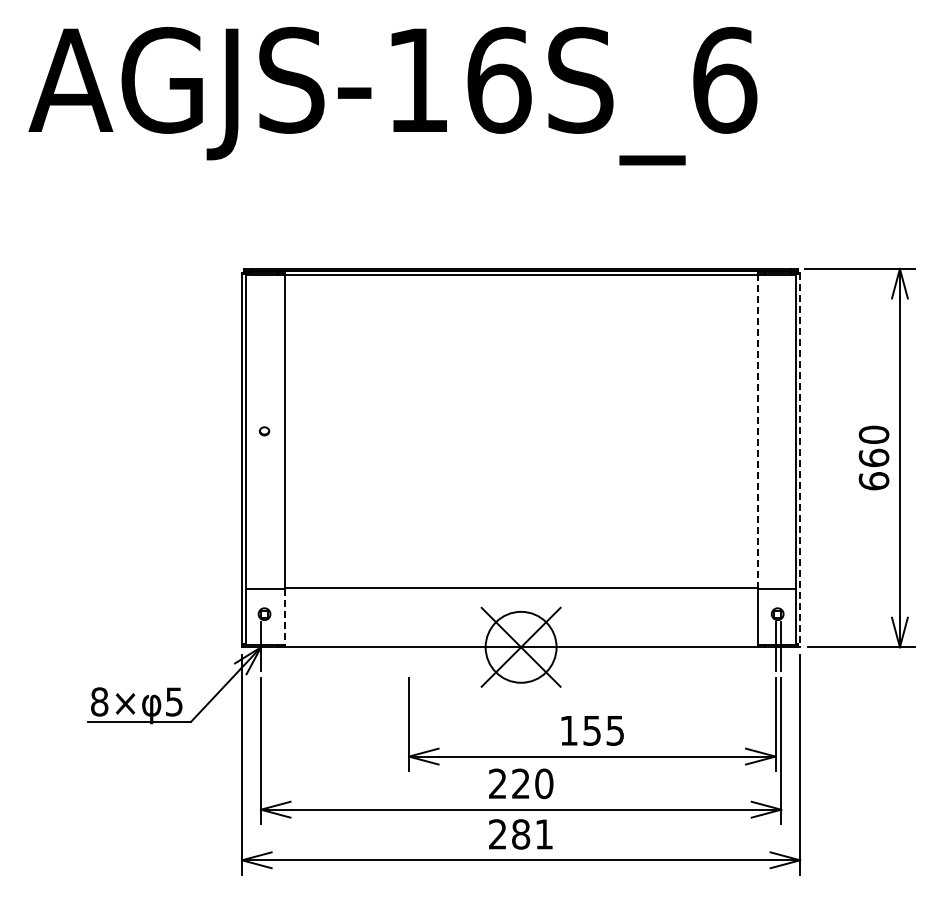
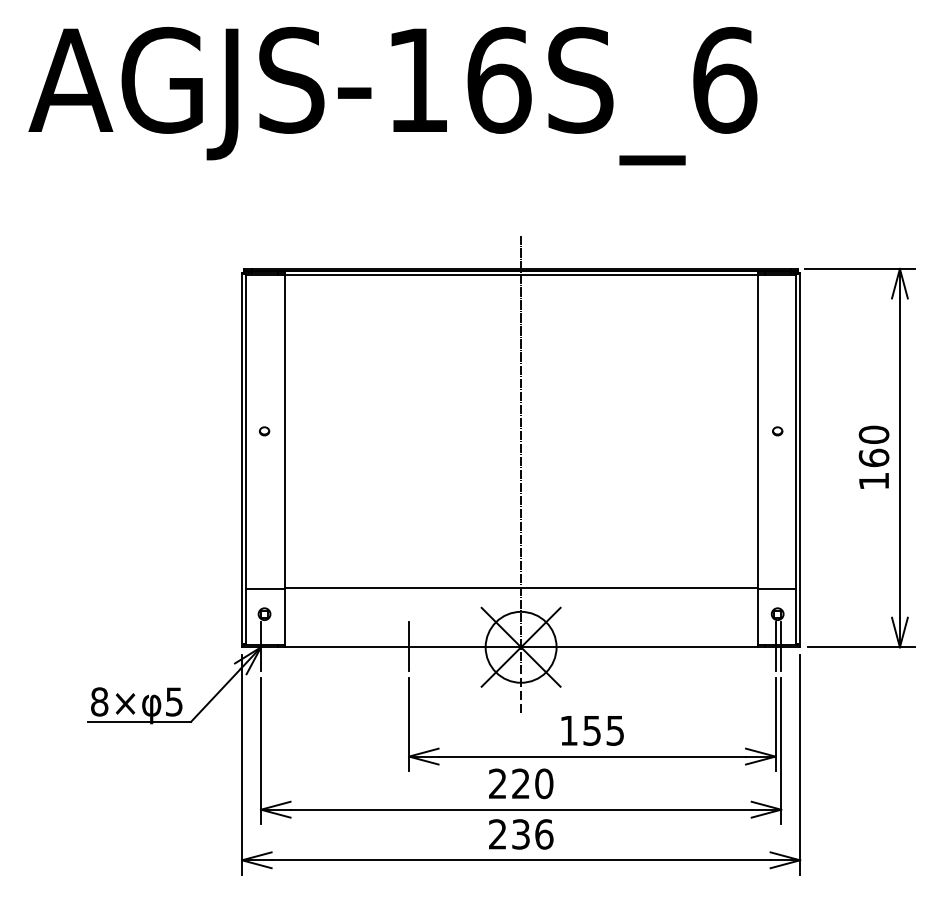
line: dashed -> solid (757, 431)
part: none -> present (777, 431)
line: dashed -> solid (800, 460)
line: none -> present (521, 474)
text: 660 -> 160 (873, 481)
line: dashed -> solid (284, 617)
line: none -> present (409, 645)
text: 281 -> 236 (532, 834)
